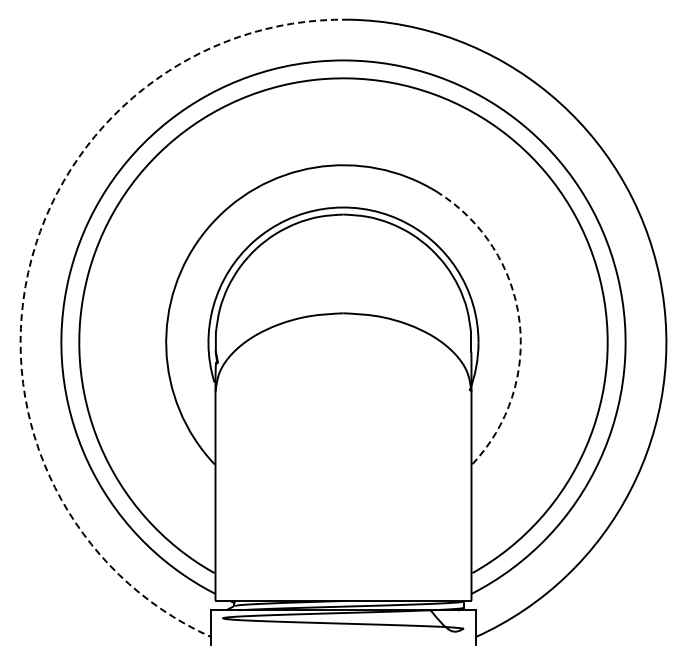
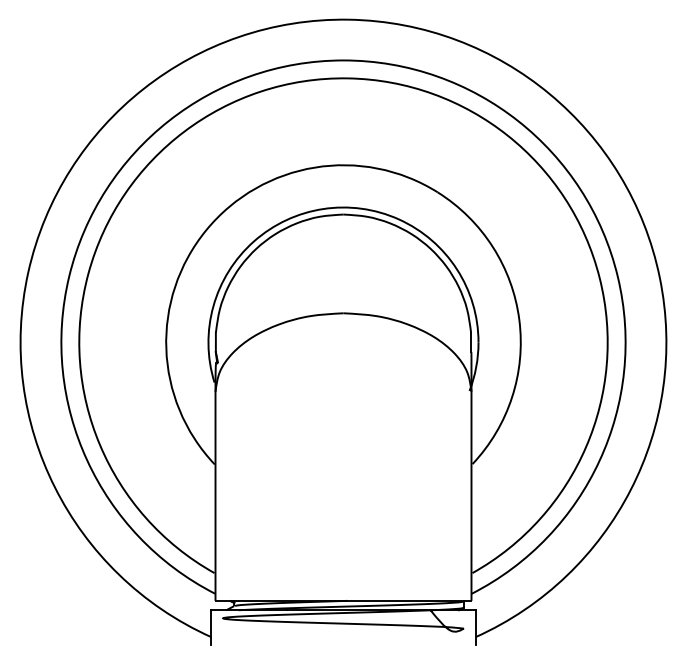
arc: dashed -> solid (28, 272)
arc: dashed -> solid (519, 320)
